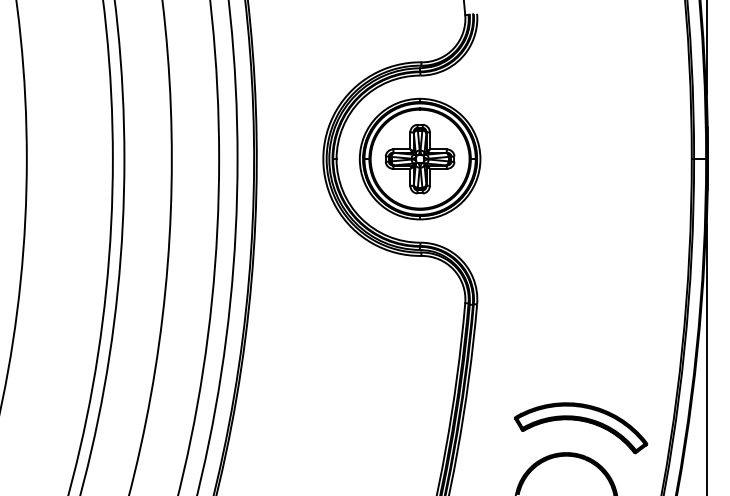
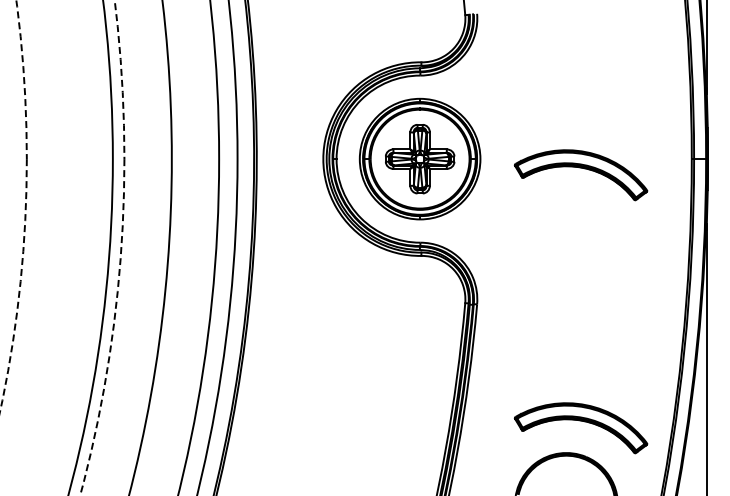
part: none -> present (580, 168)
circle: solid -> dashed (13, 205)
circle: solid -> dashed (102, 247)
